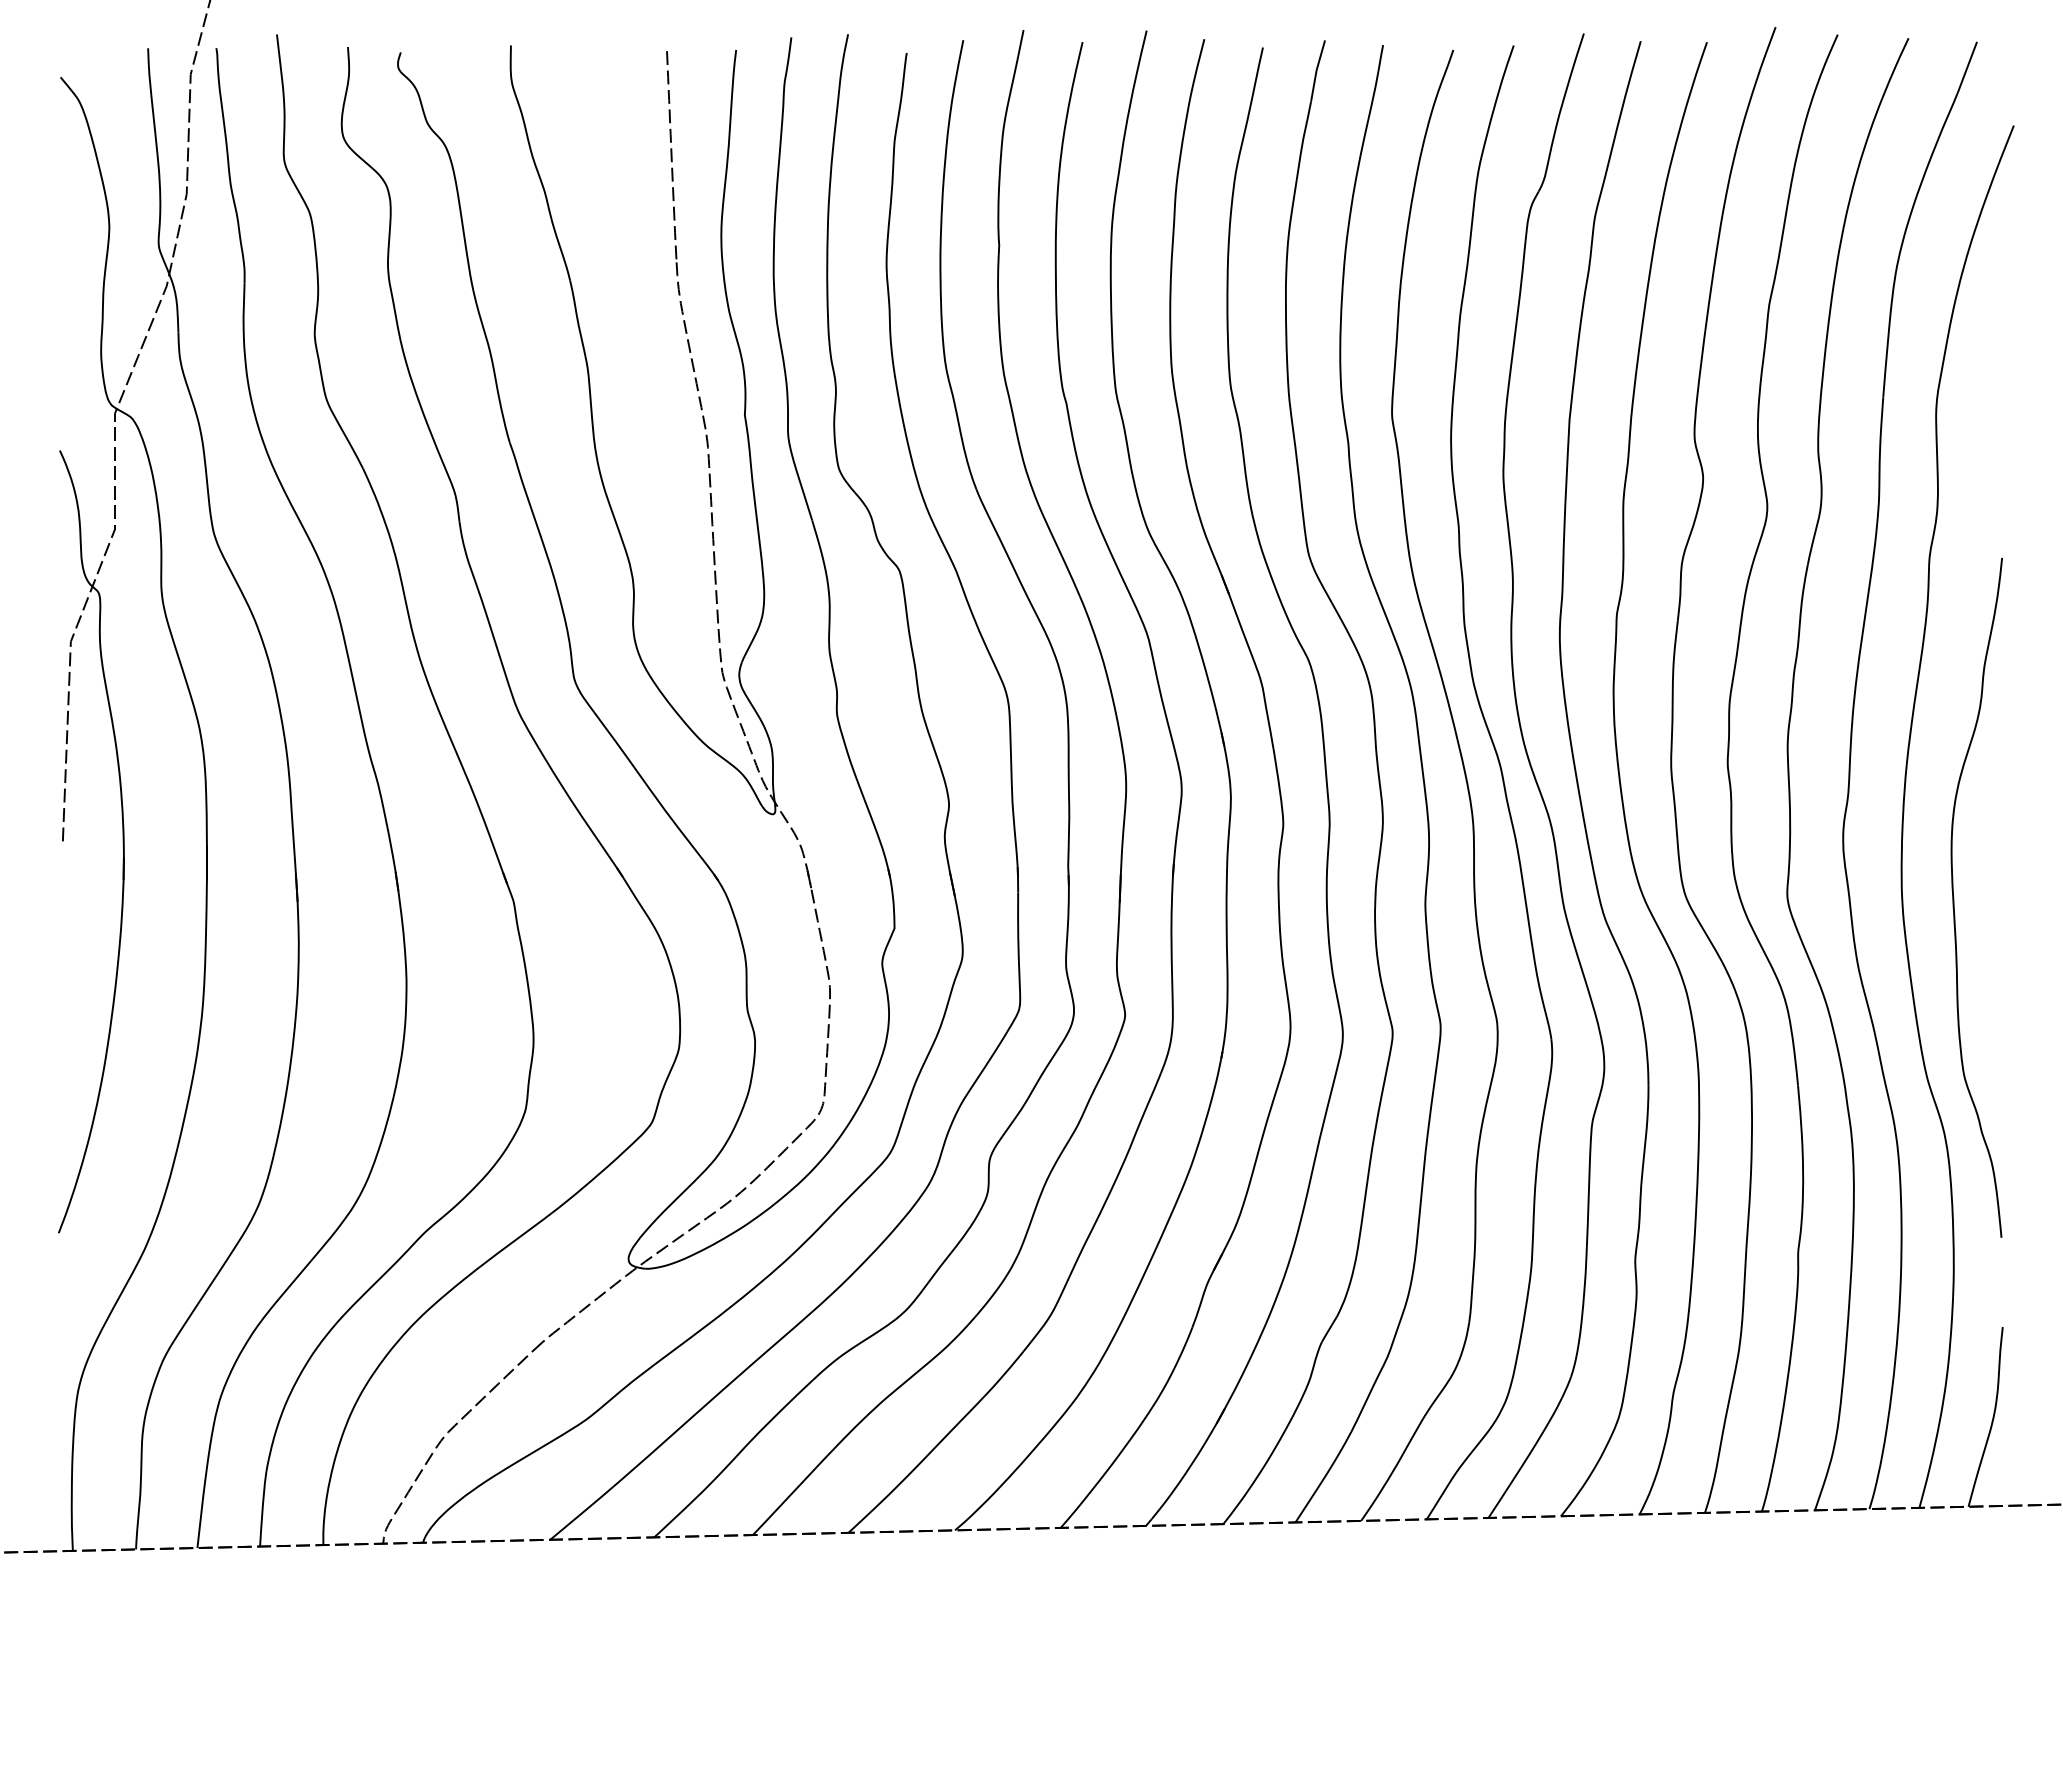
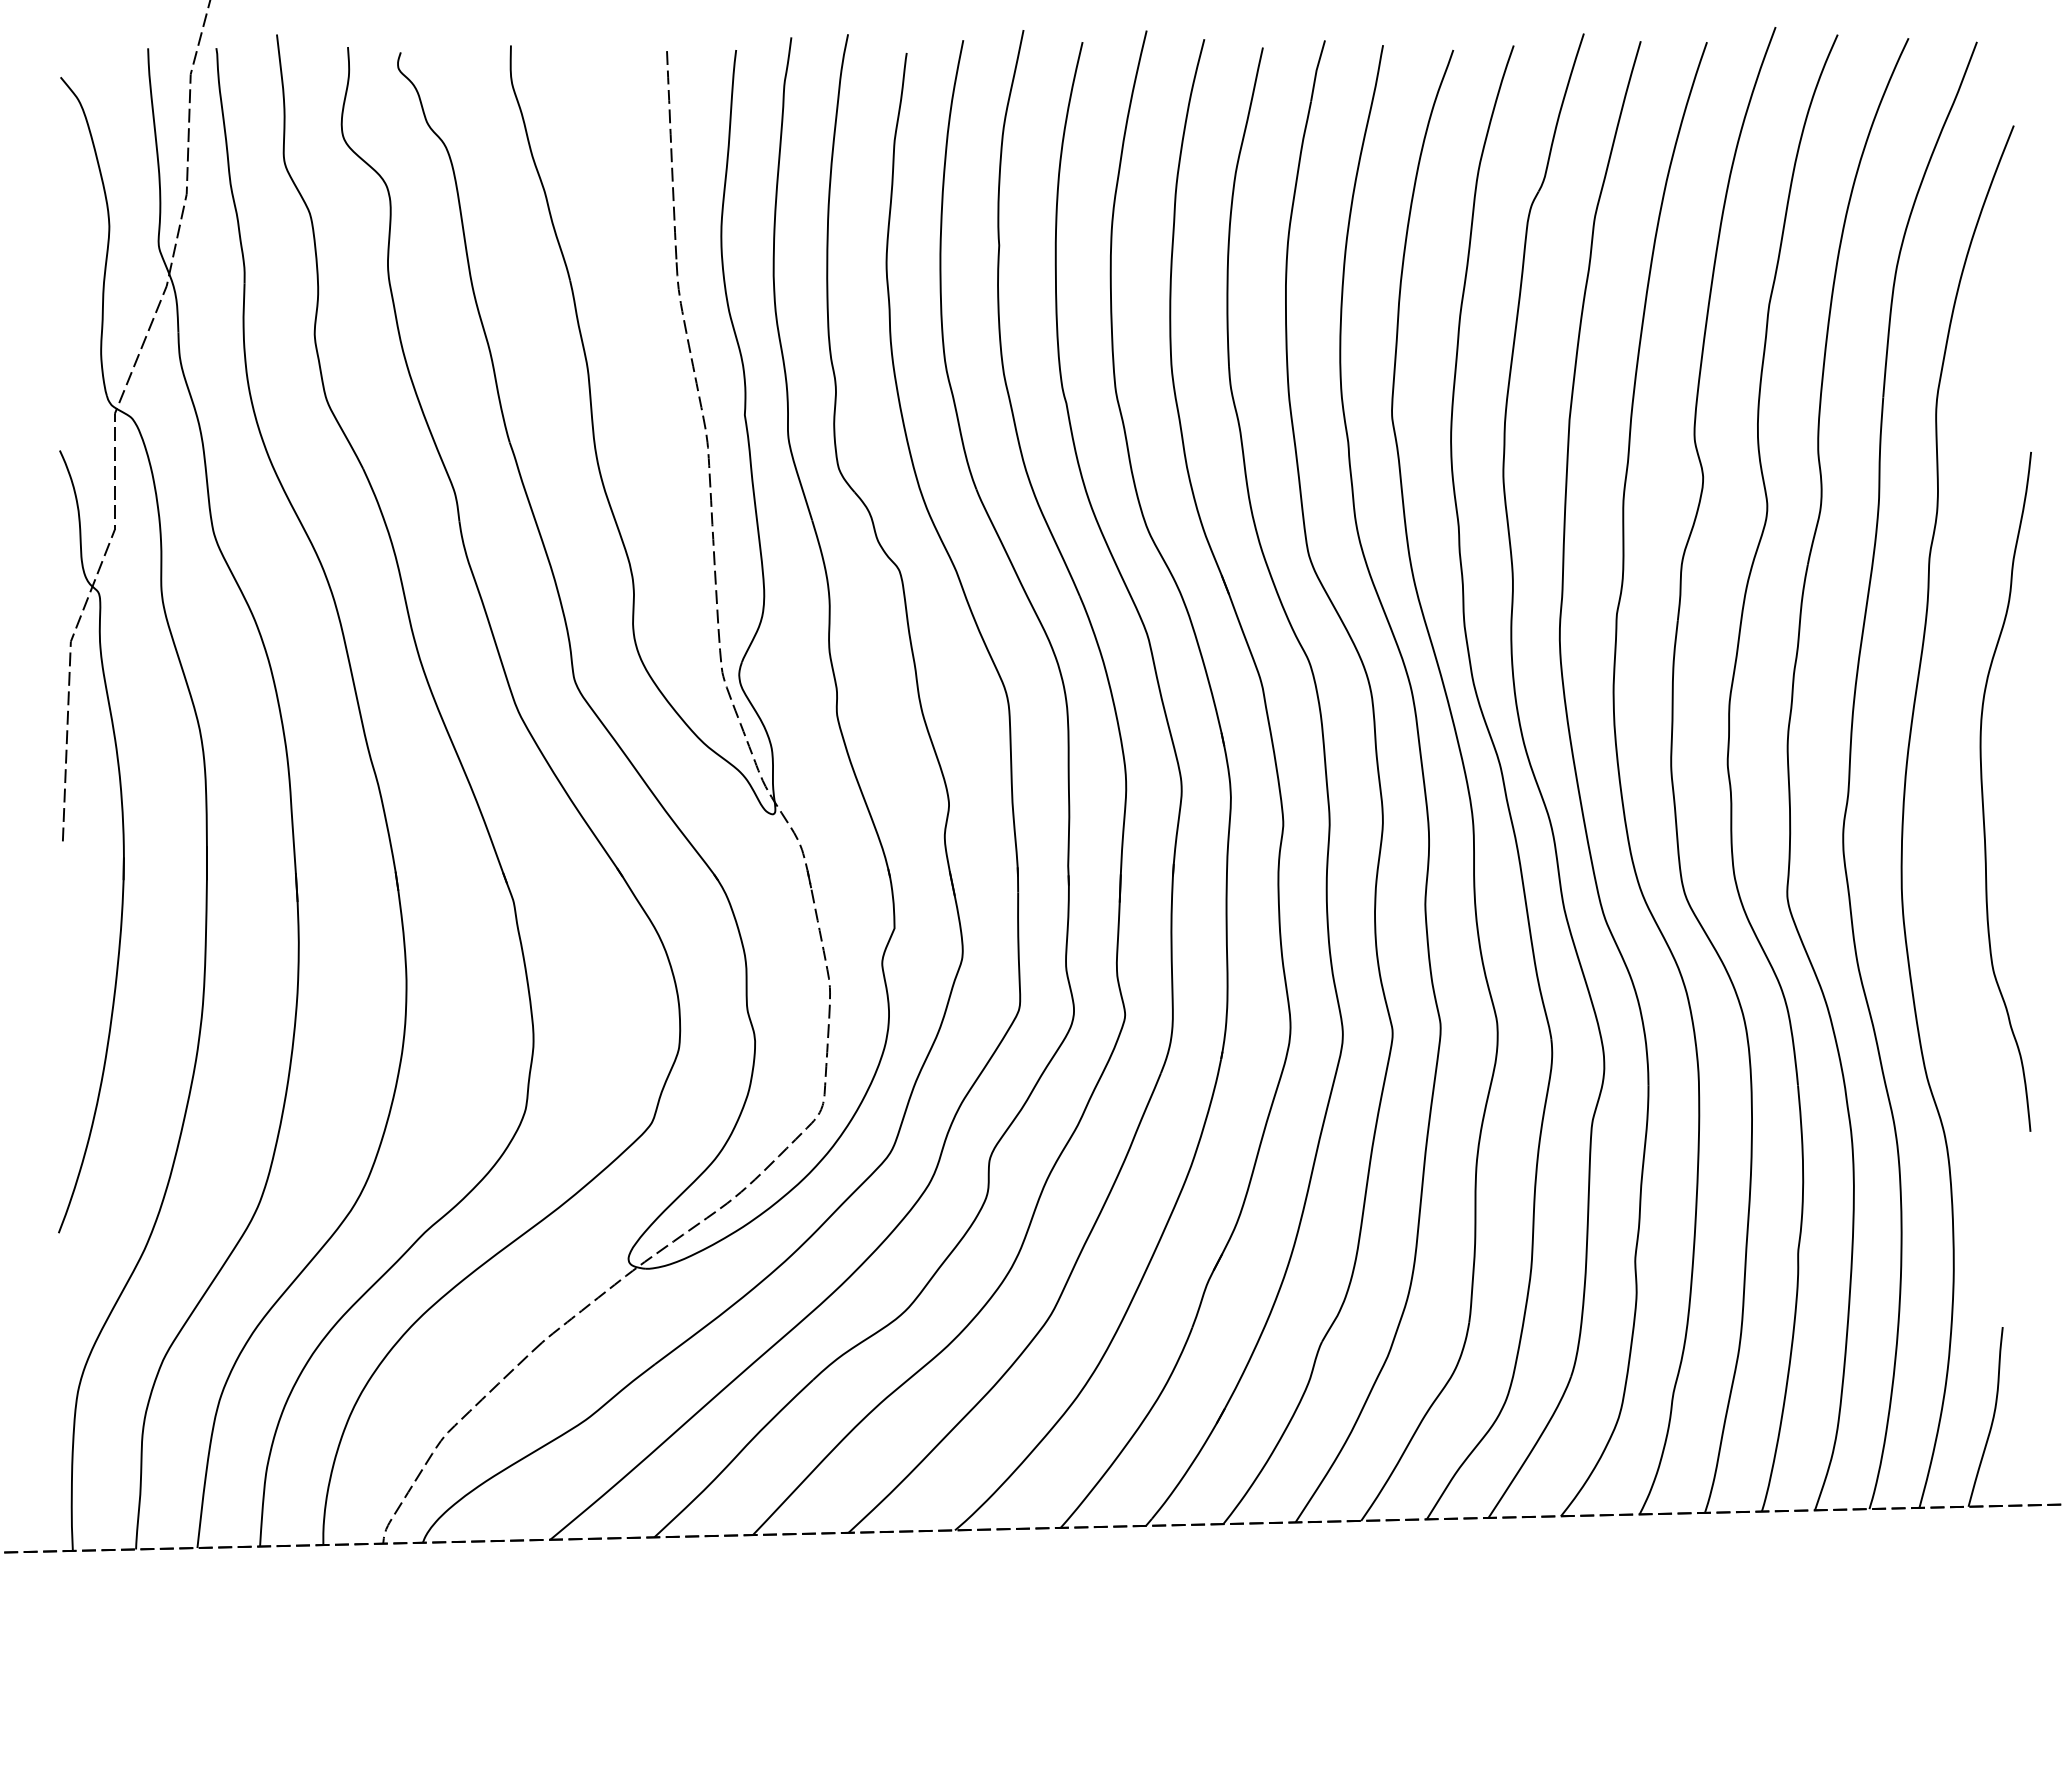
curve position: (1954, 897) -> (1983, 791) (1983, 791)
